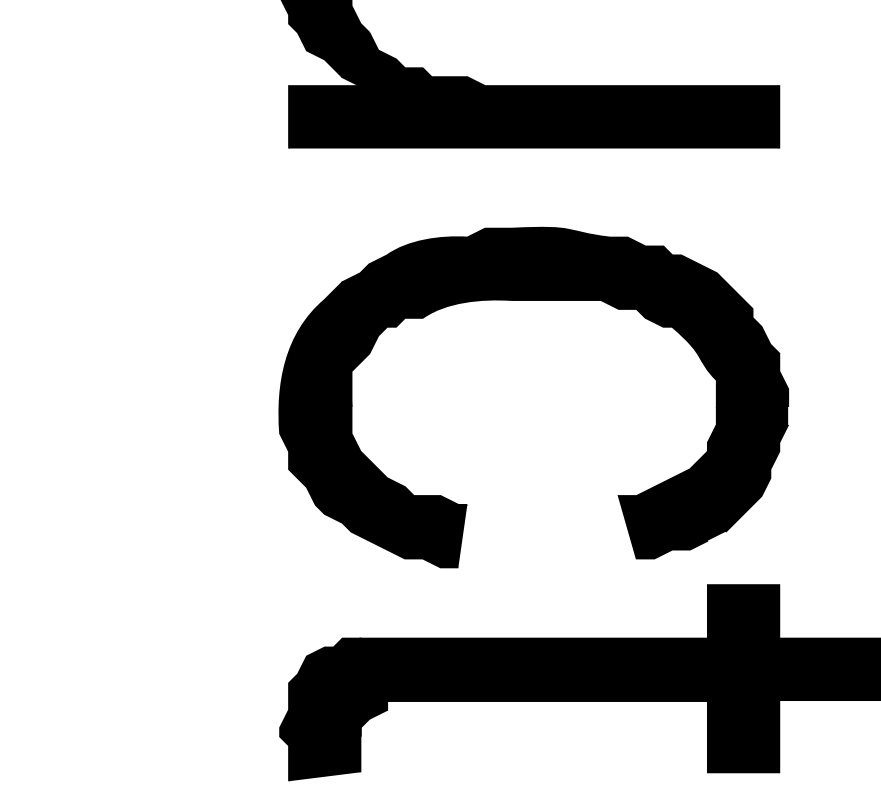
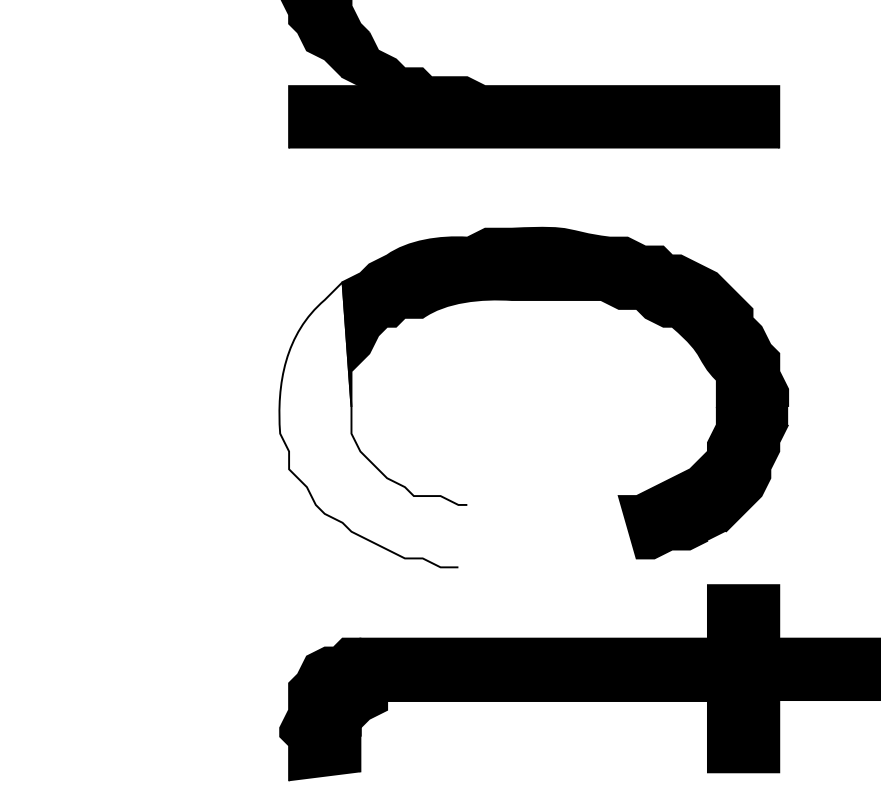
fill: present -> none (373, 424)
